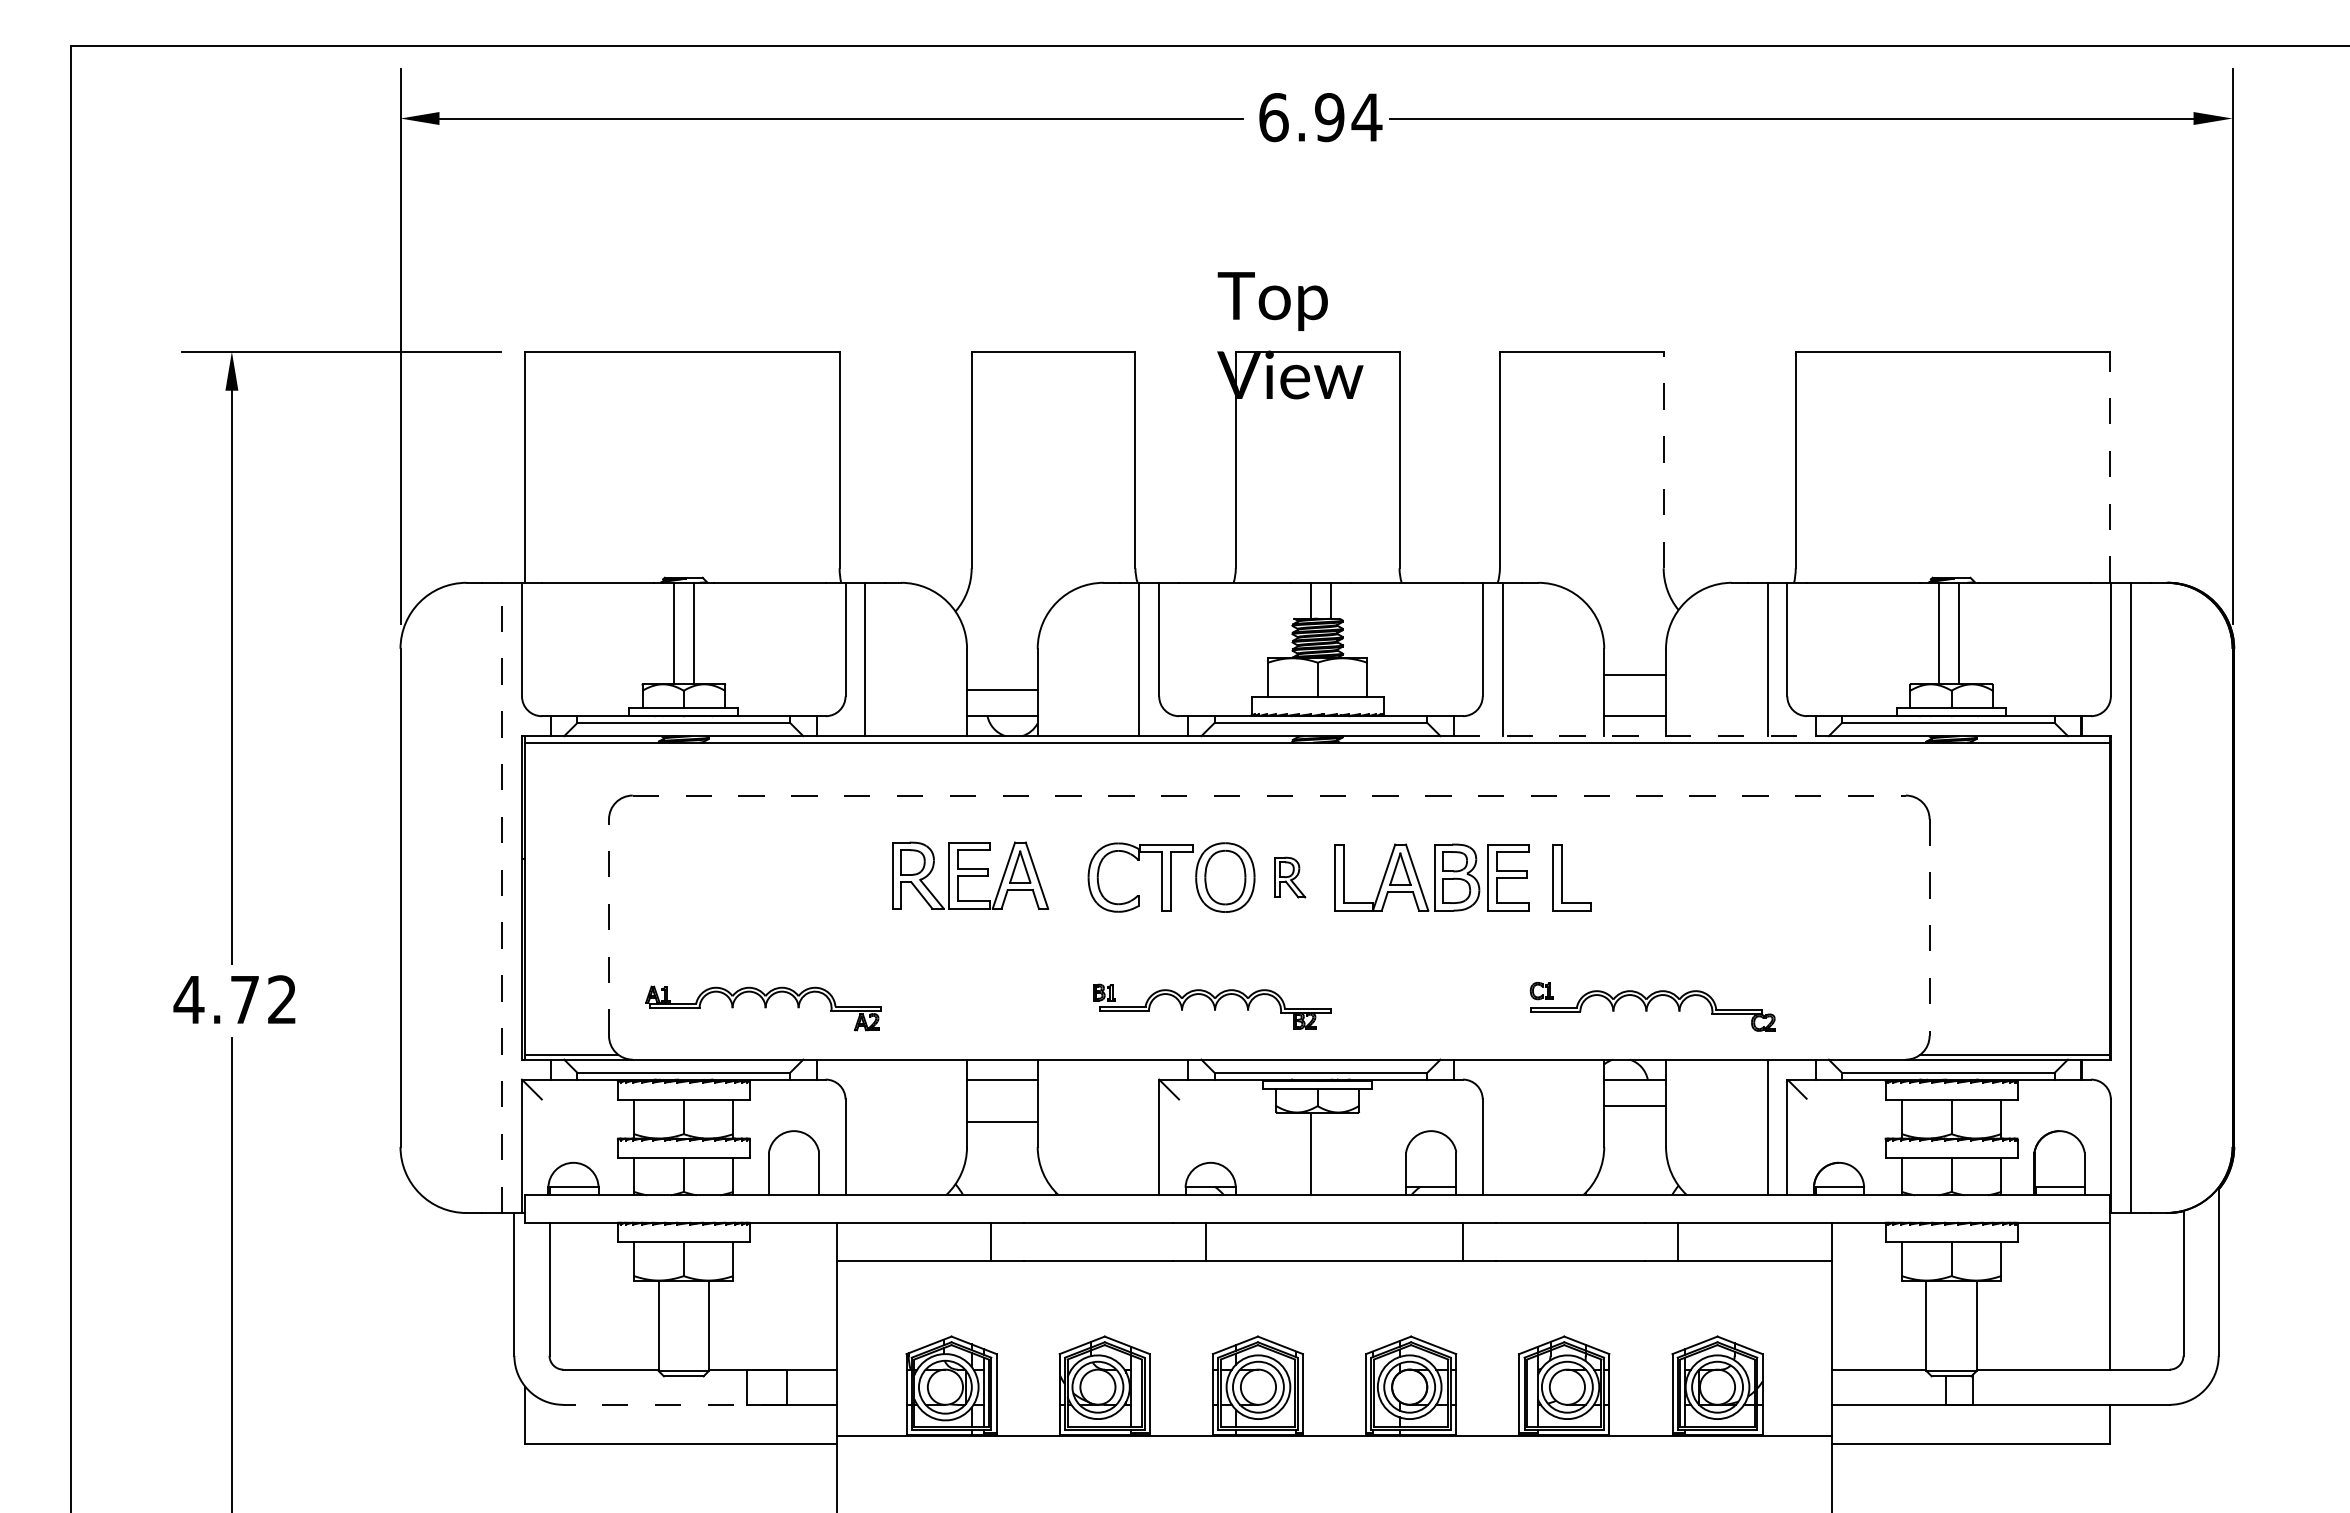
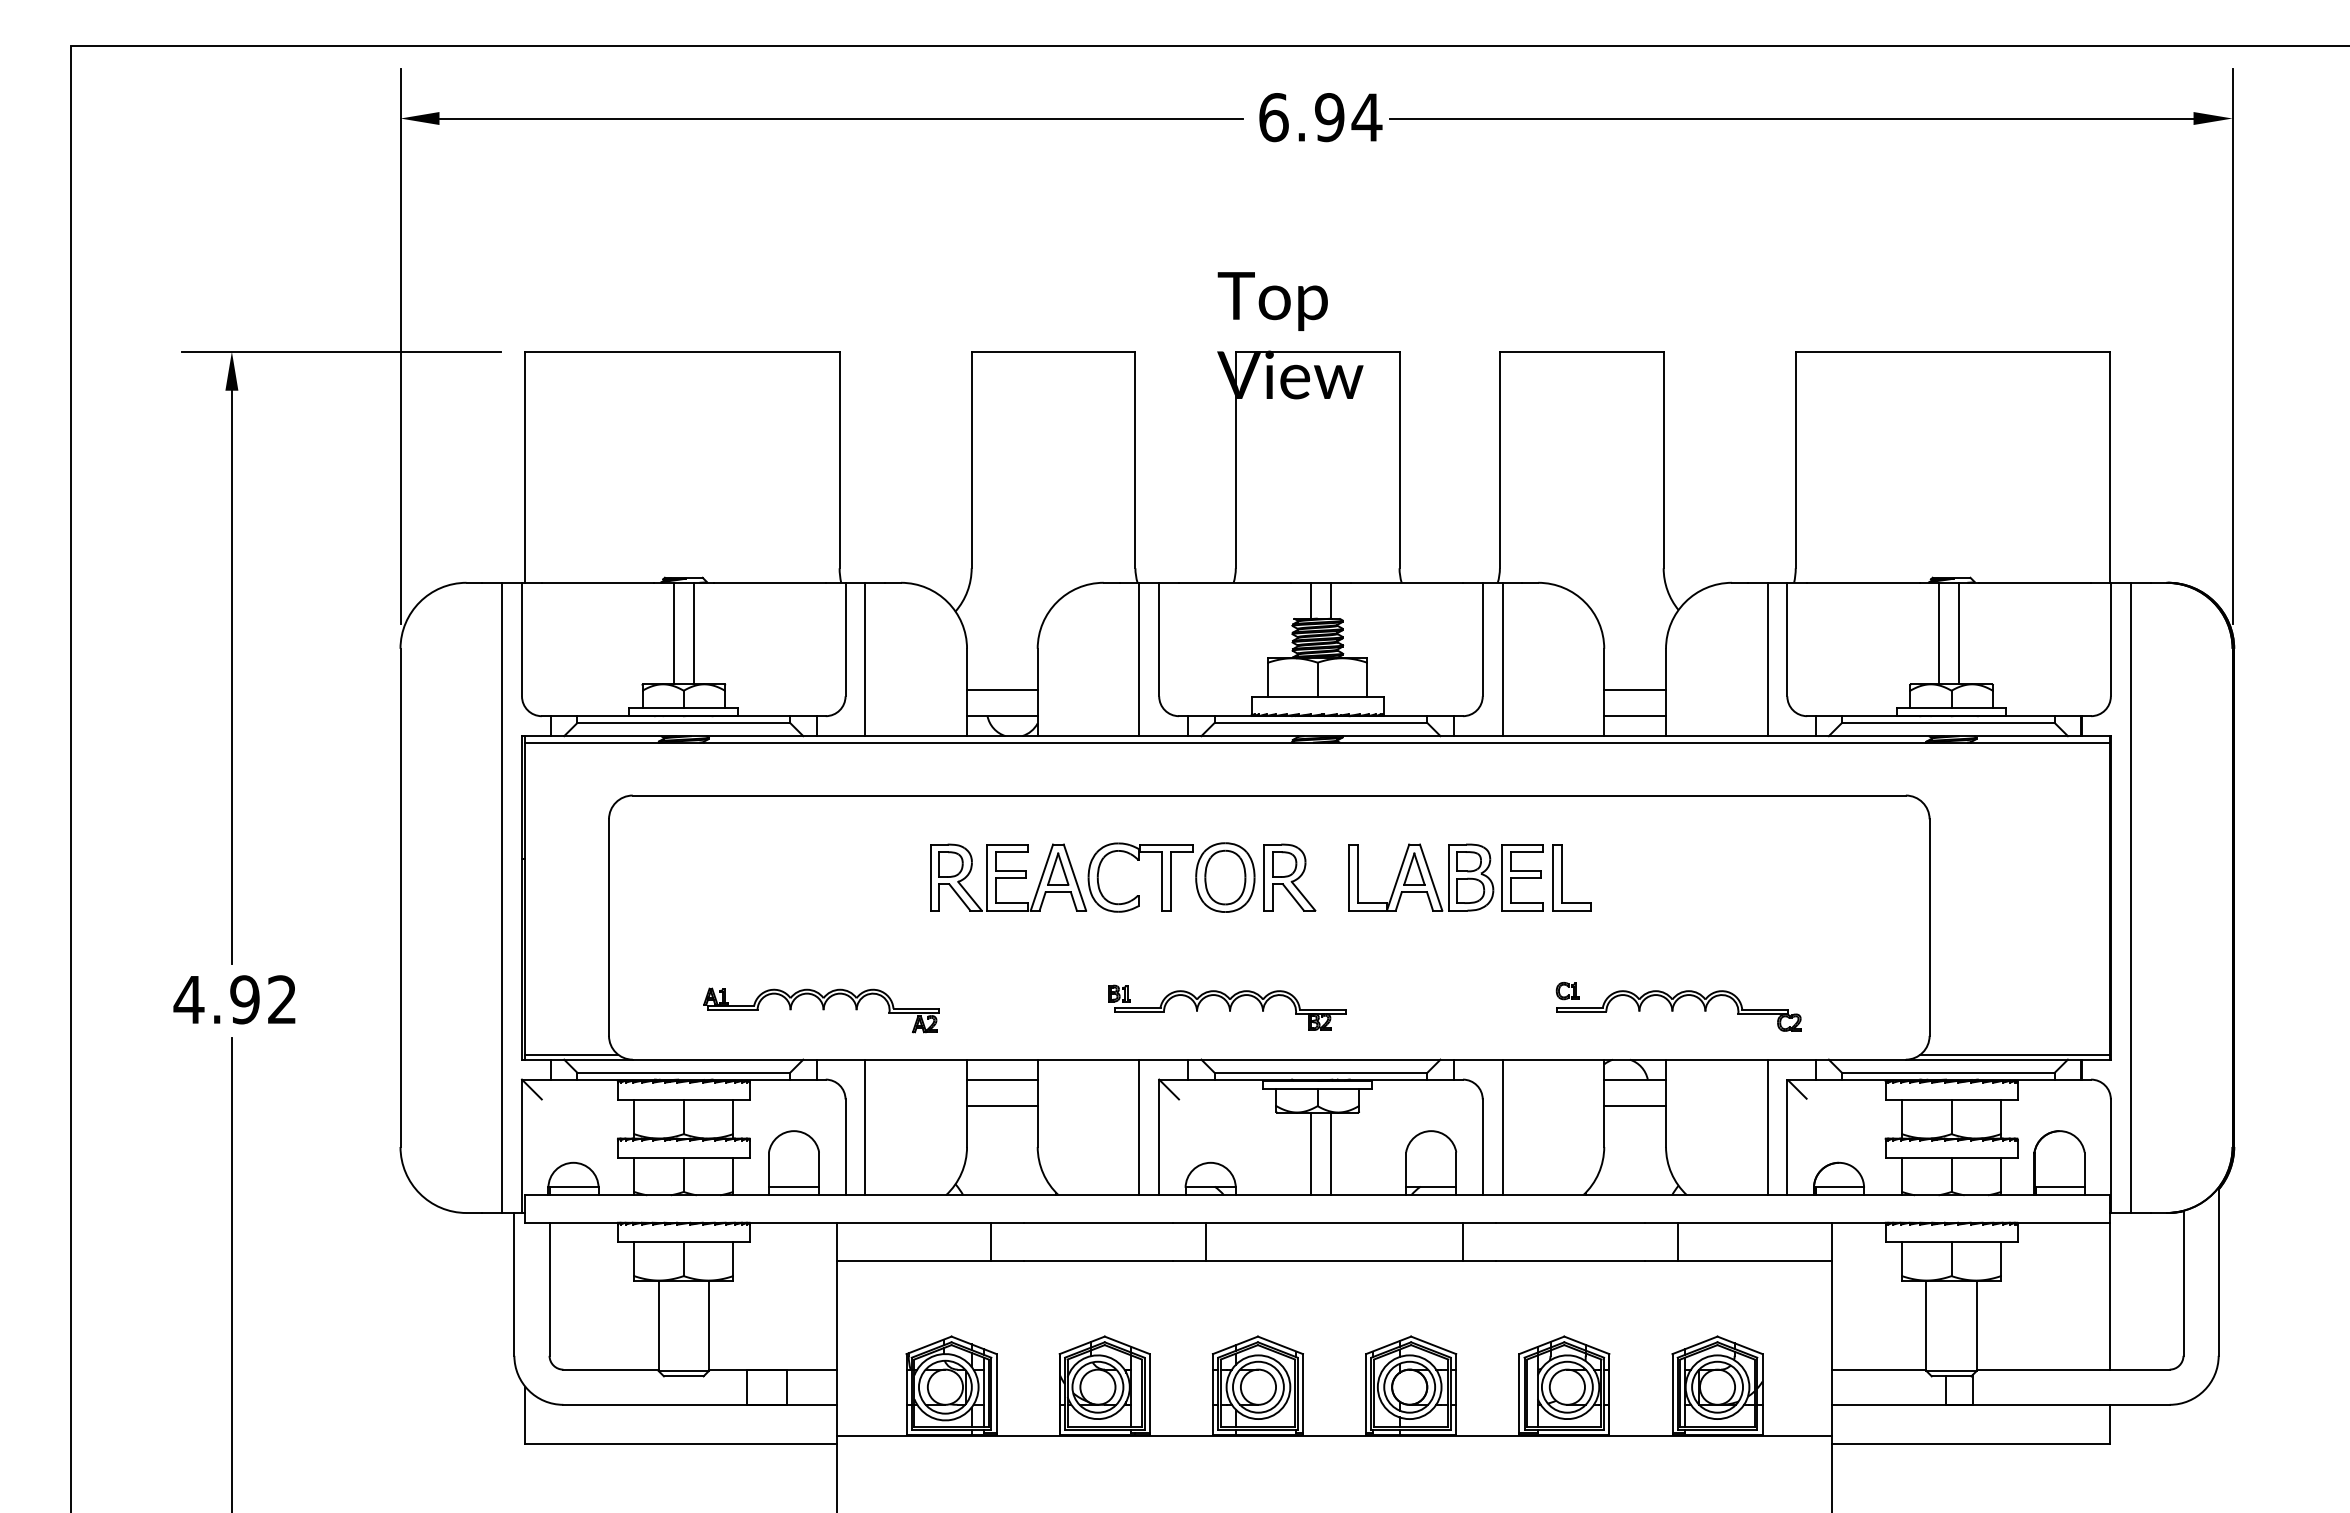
line: dashed -> solid (1663, 459)
line: dashed -> solid (2110, 467)
line position: (1635, 674) -> (1635, 689) (1635, 689)
line: dashed -> solid (1635, 736)
line: dashed -> solid (1269, 795)
part position: (970, 875) -> (1008, 877) (1008, 877)
part size: 33x43 px -> 54x69 px (1289, 877)
part position: (1431, 877) -> (1445, 877) (1445, 877)
line: dashed -> solid (502, 897)
line: dashed -> solid (609, 927)
line: dashed -> solid (1929, 928)
text: 4.72 -> 4.92 (244, 999)
part position: (1212, 1006) -> (1227, 1007) (1227, 1007)
part position: (1652, 1006) -> (1678, 1006) (1678, 1006)
part position: (763, 1008) -> (821, 1010) (821, 1010)
line position: (1002, 1122) -> (1002, 1106) (1002, 1106)
line: none -> present (865, 1127)
line: none -> present (1139, 1127)
line: none -> present (1502, 1127)
line: none -> present (1330, 1153)
line: none -> present (793, 1186)
line: dashed -> solid (675, 1404)
